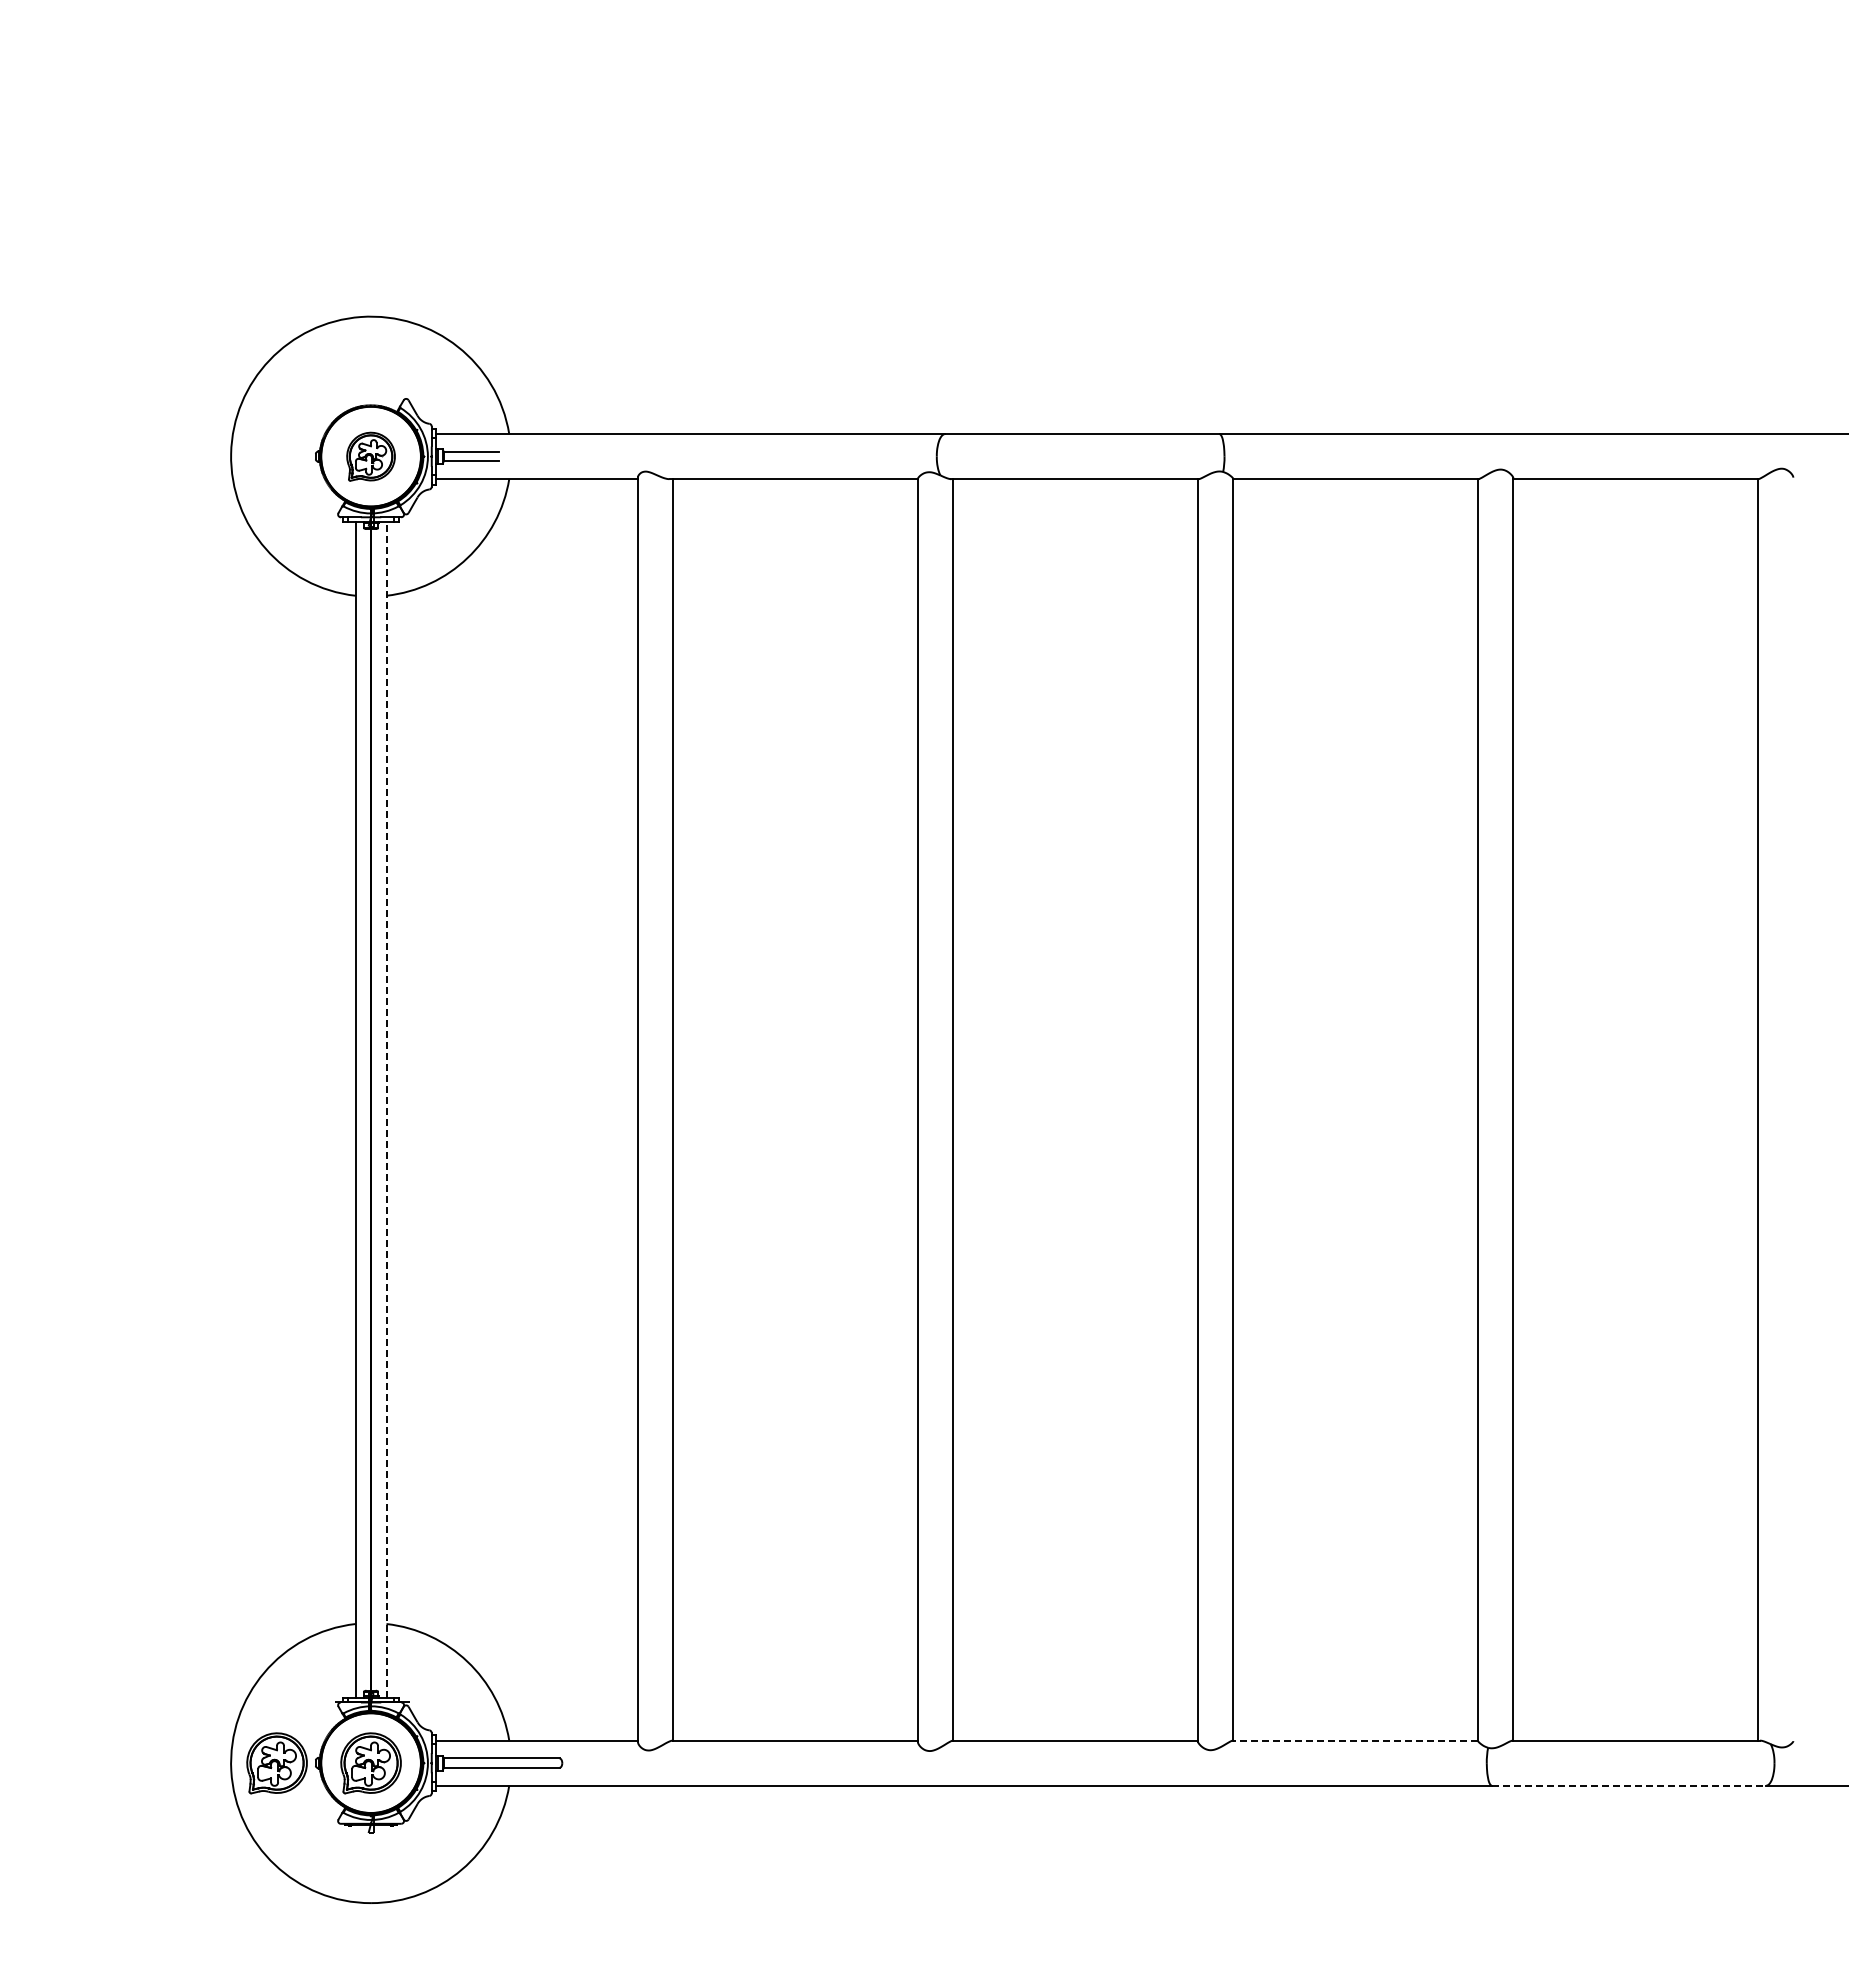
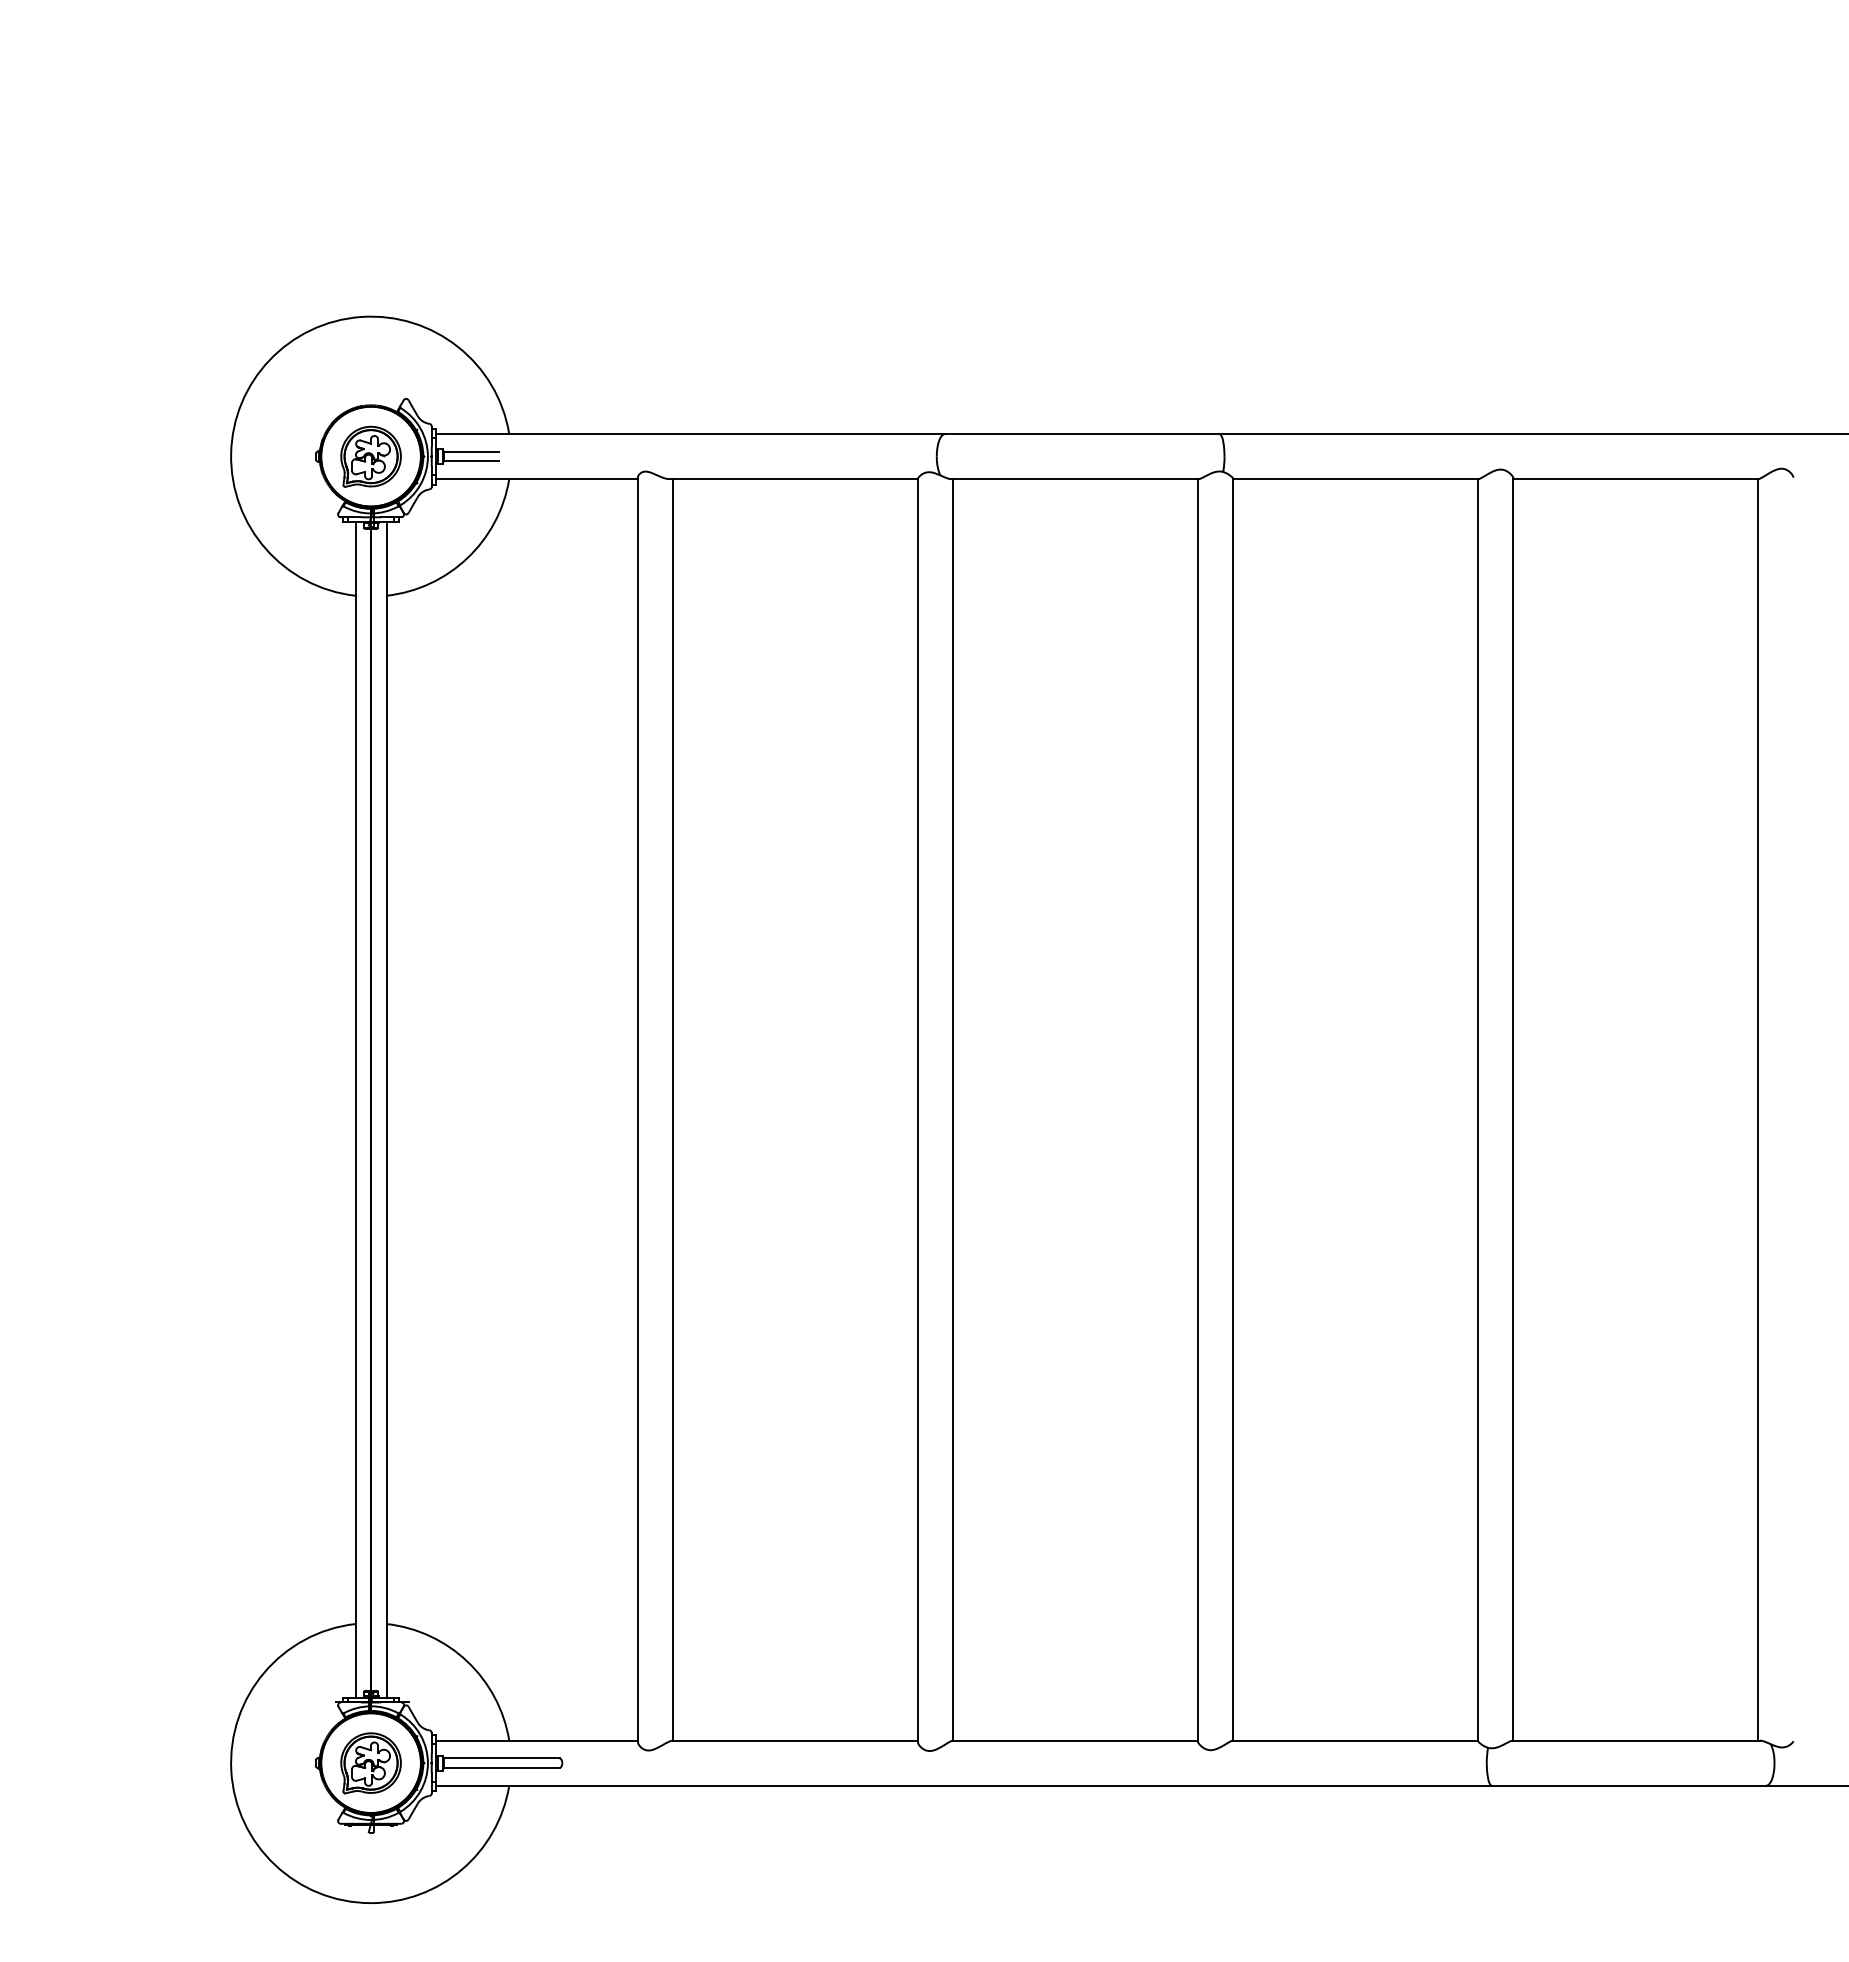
part size: 50x51 px -> 62x63 px (370, 456)
line: dashed -> solid (386, 1109)
line: dashed -> solid (1354, 1740)
part: present -> none (276, 1763)
line: dashed -> solid (1629, 1785)
